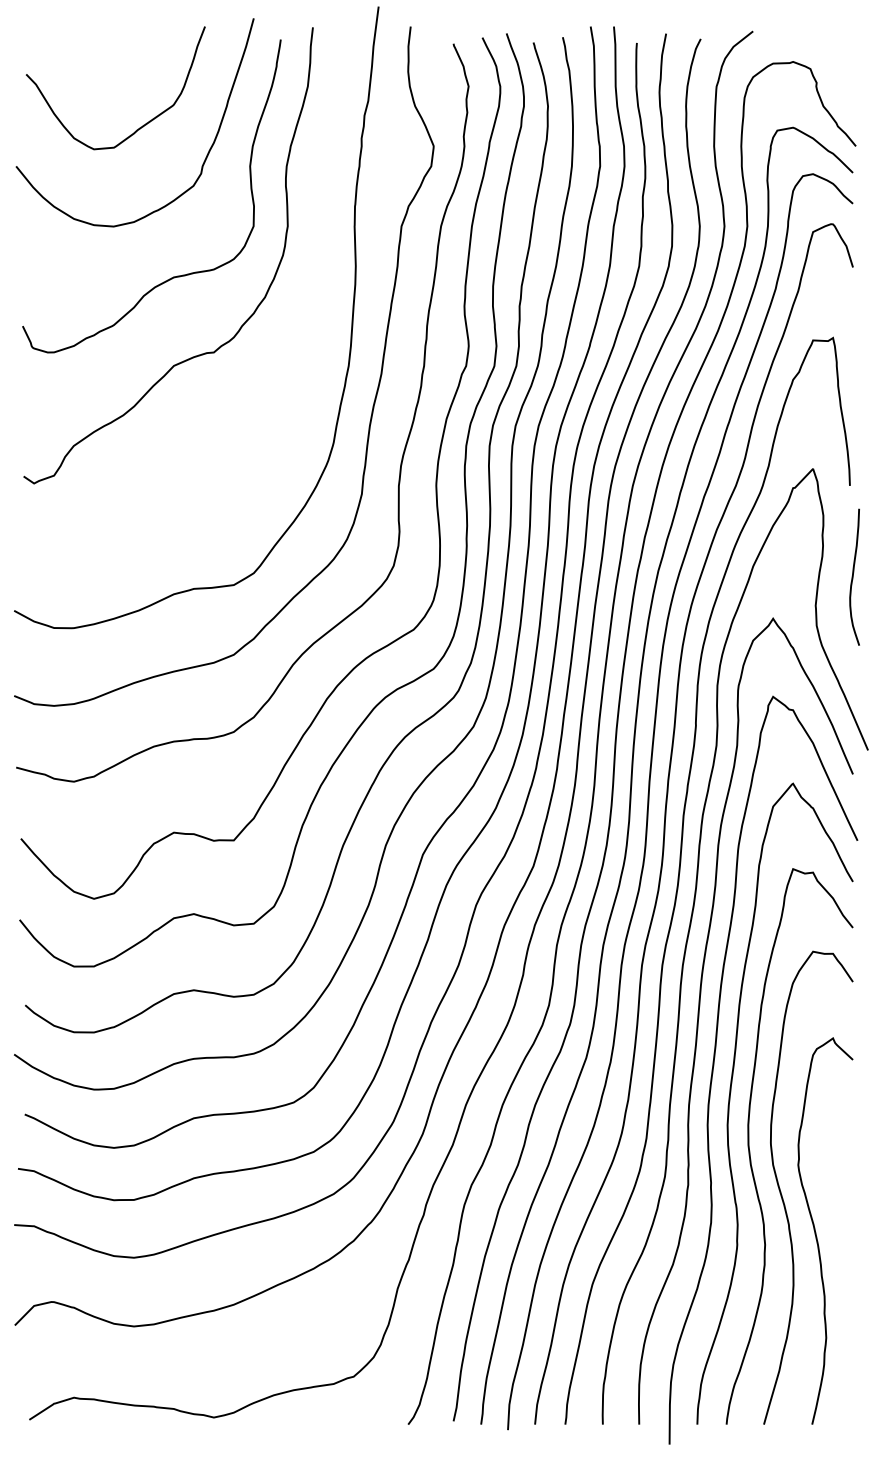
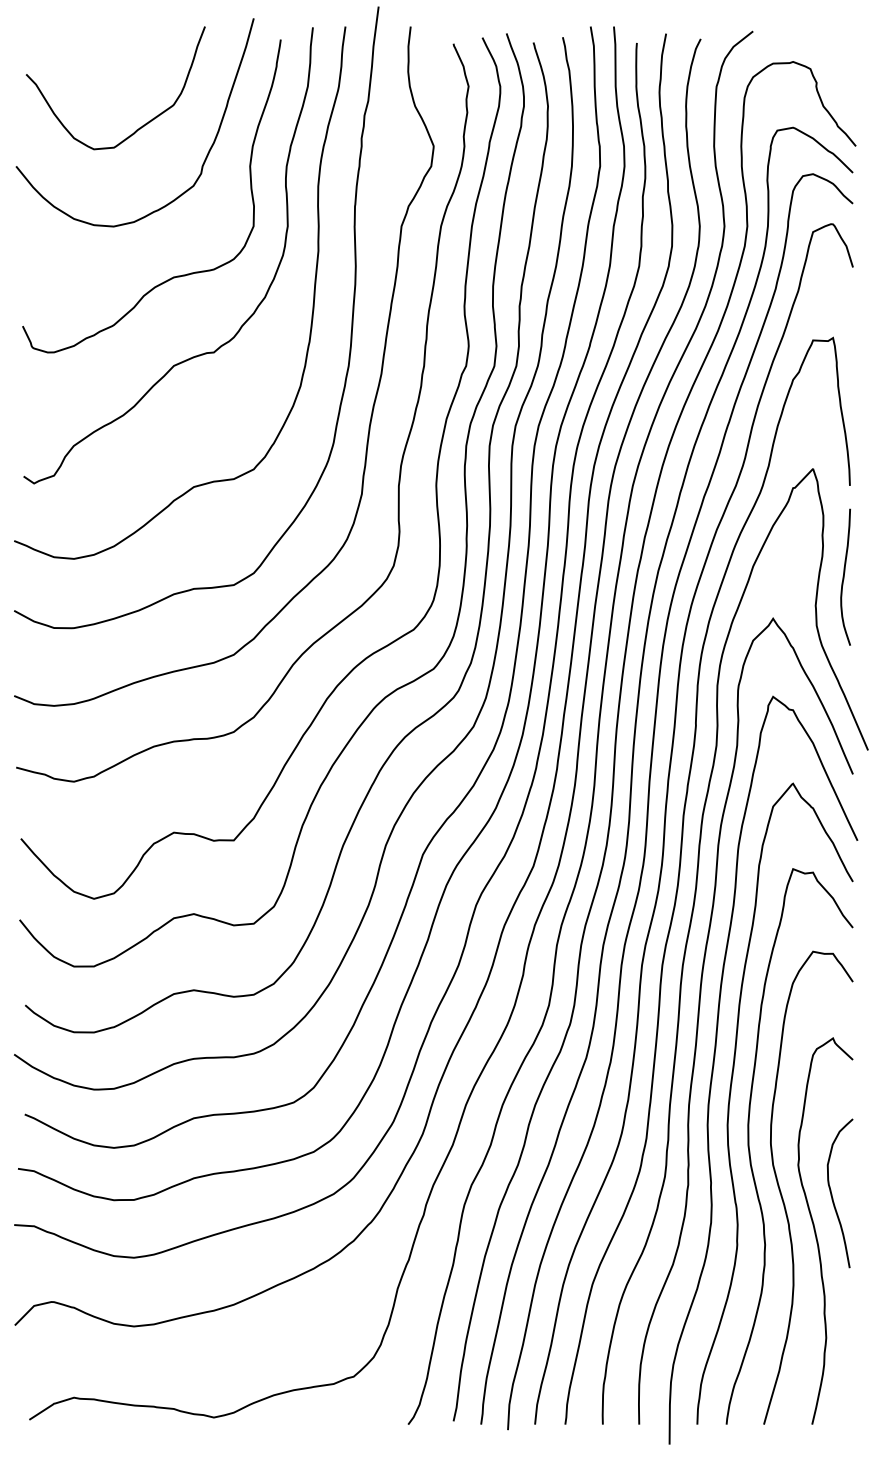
curve: none -> present (312, 304)
curve position: (853, 576) -> (844, 576) (844, 576)
curve: none -> present (832, 1193)
